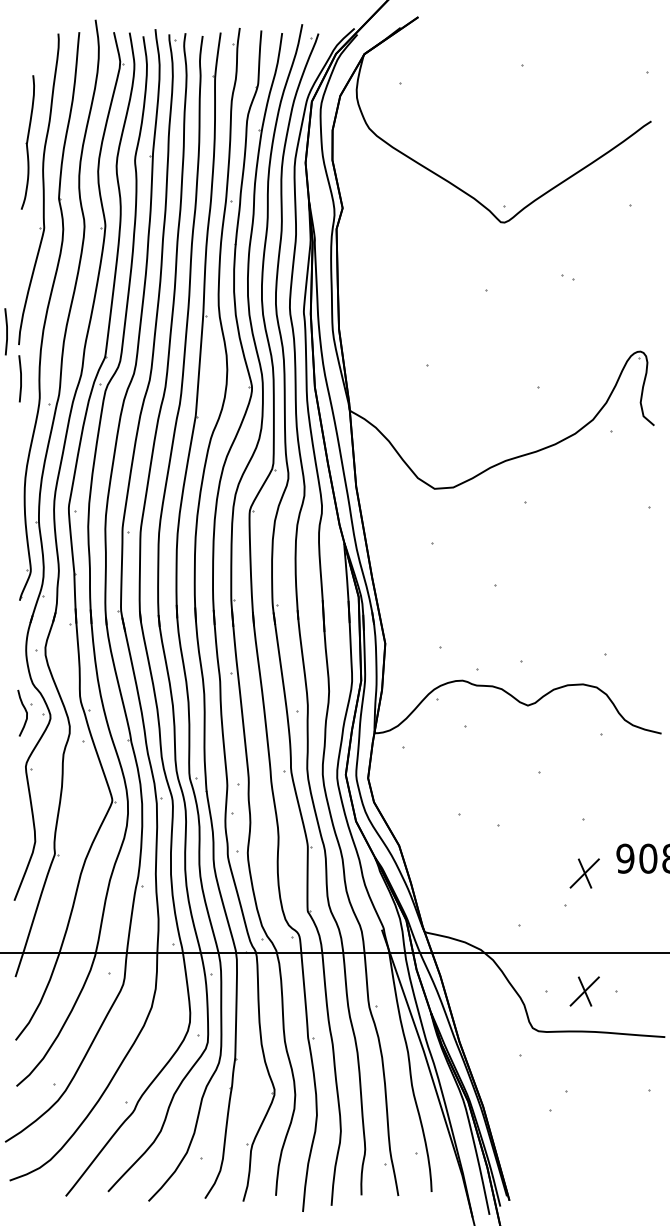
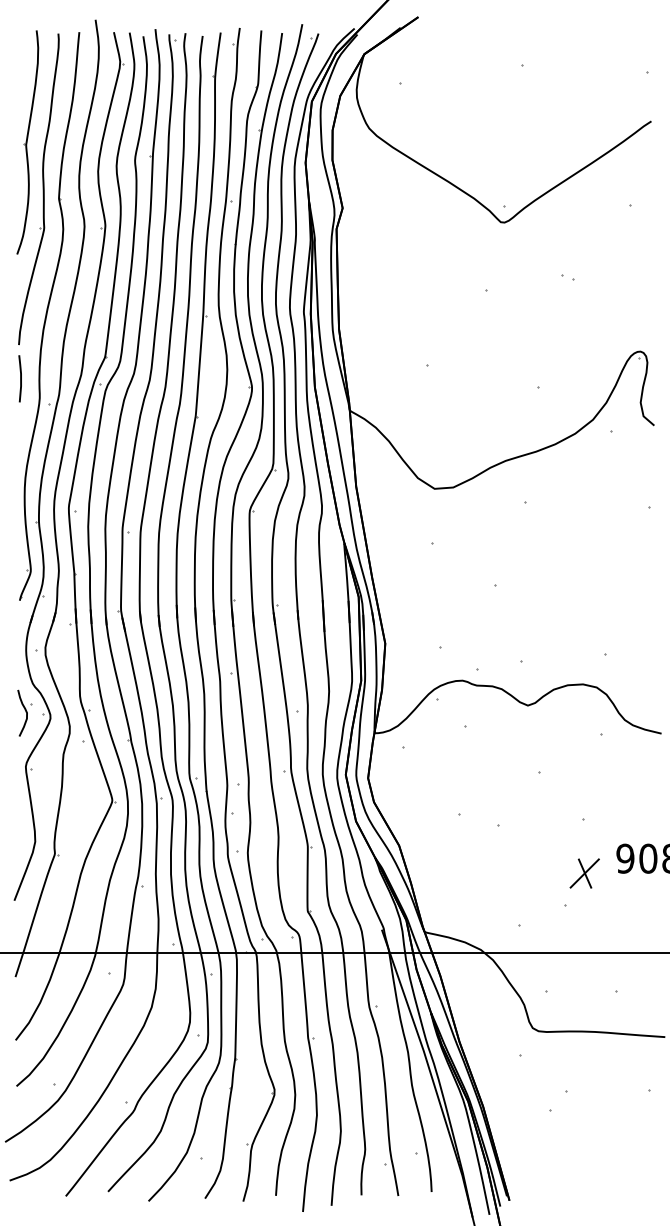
part size: 15x135 px -> 24x225 px (27, 142)
line: present -> none (6, 331)
part: present -> none (584, 991)
